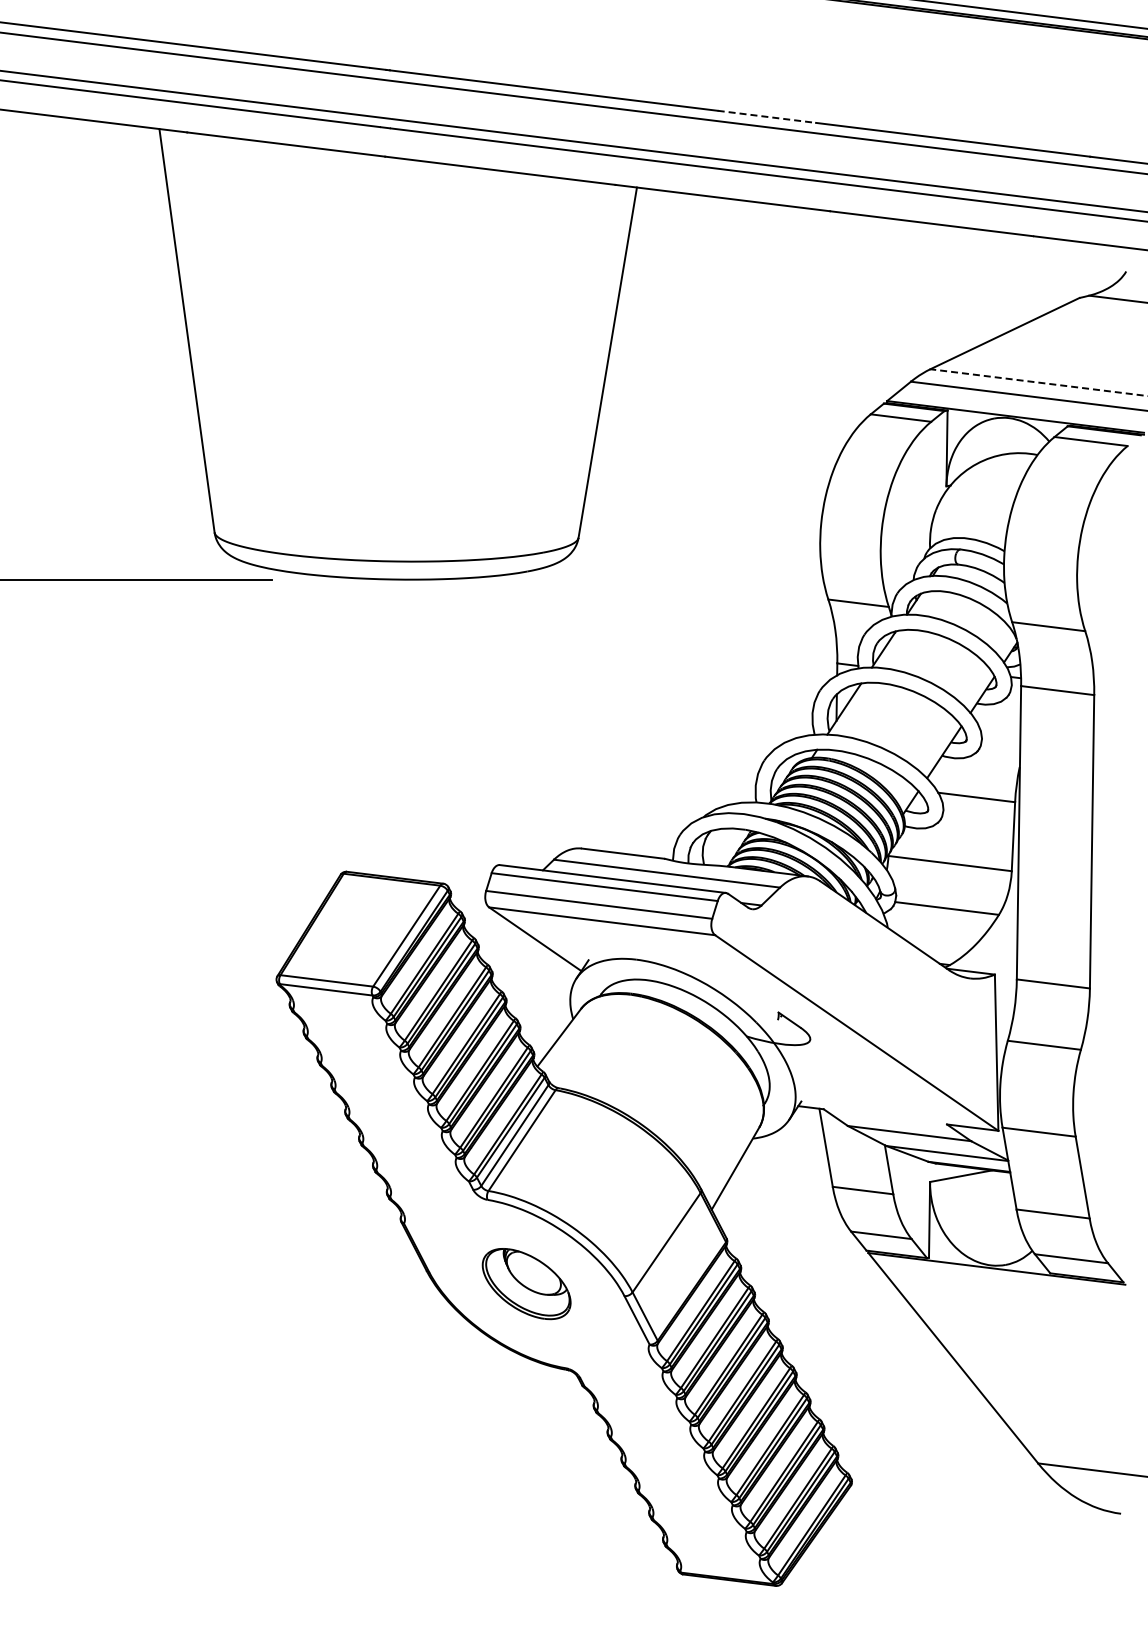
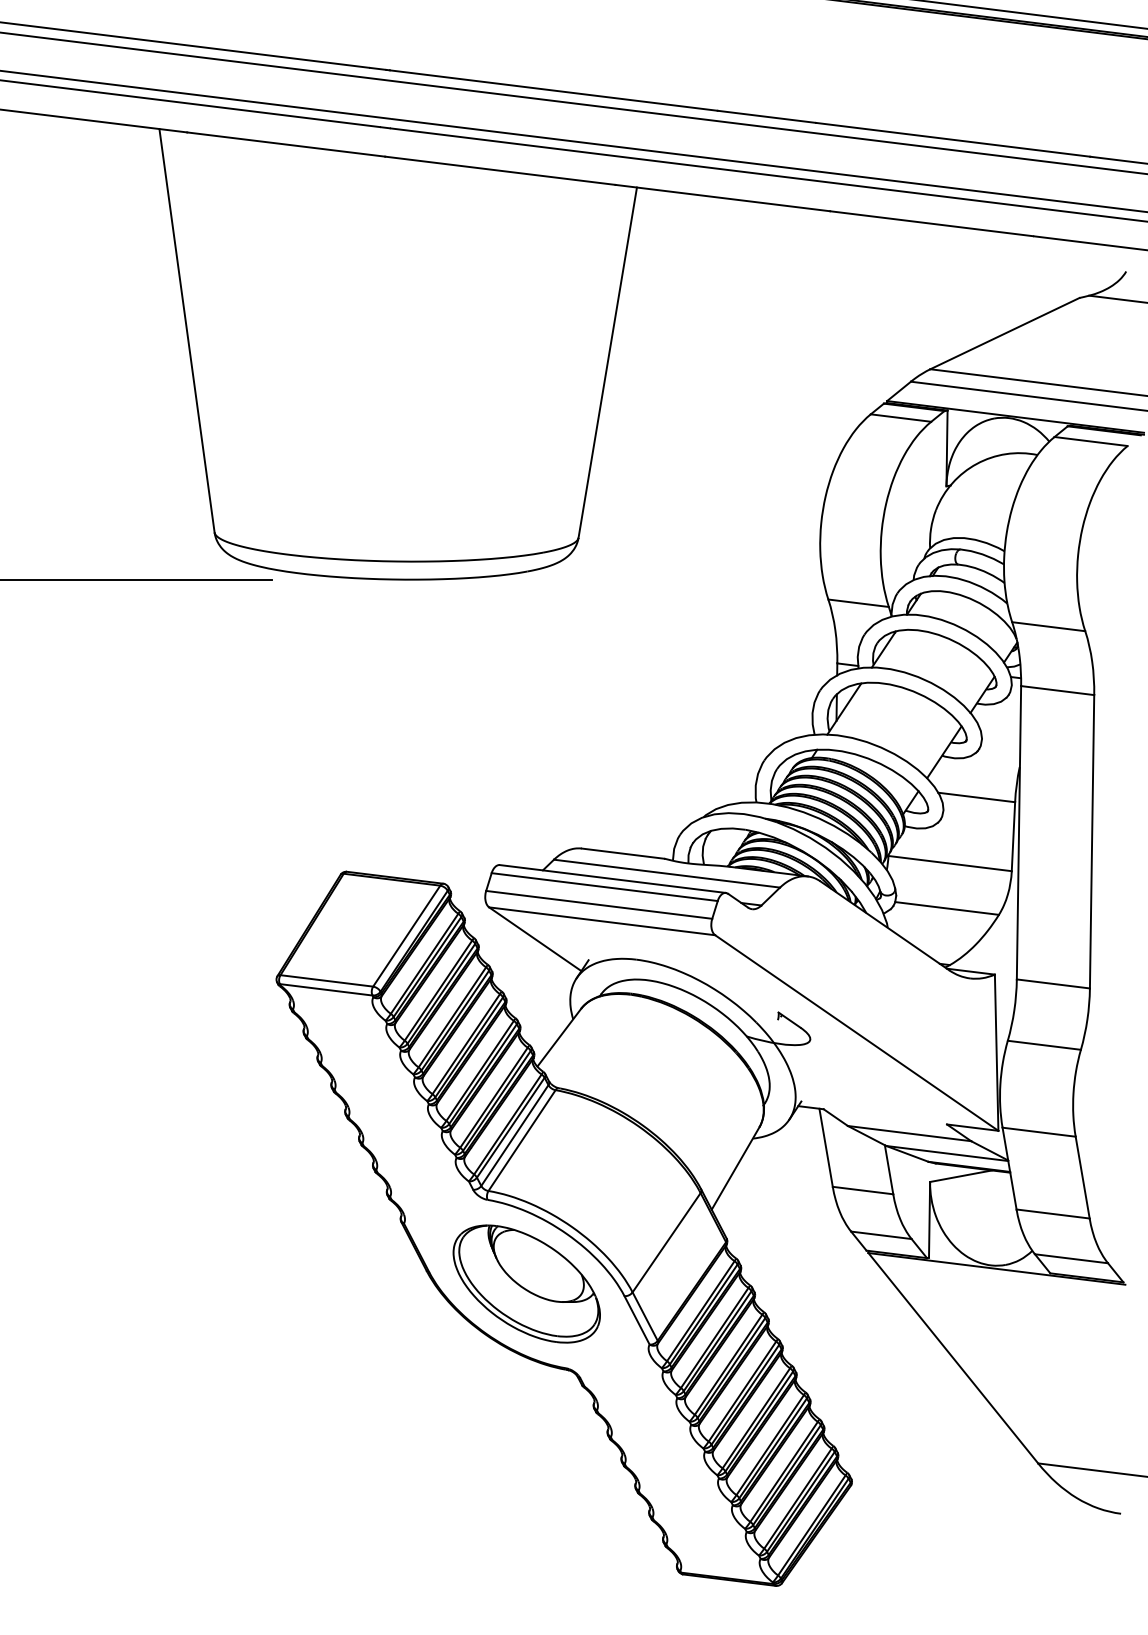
line: dashed -> solid (766, 116)
line: dashed -> solid (1038, 382)
part size: 91x73 px -> 149x120 px (526, 1283)
